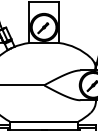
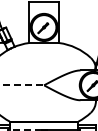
line: solid -> dashed (22, 85)
line: solid -> dashed (24, 130)
